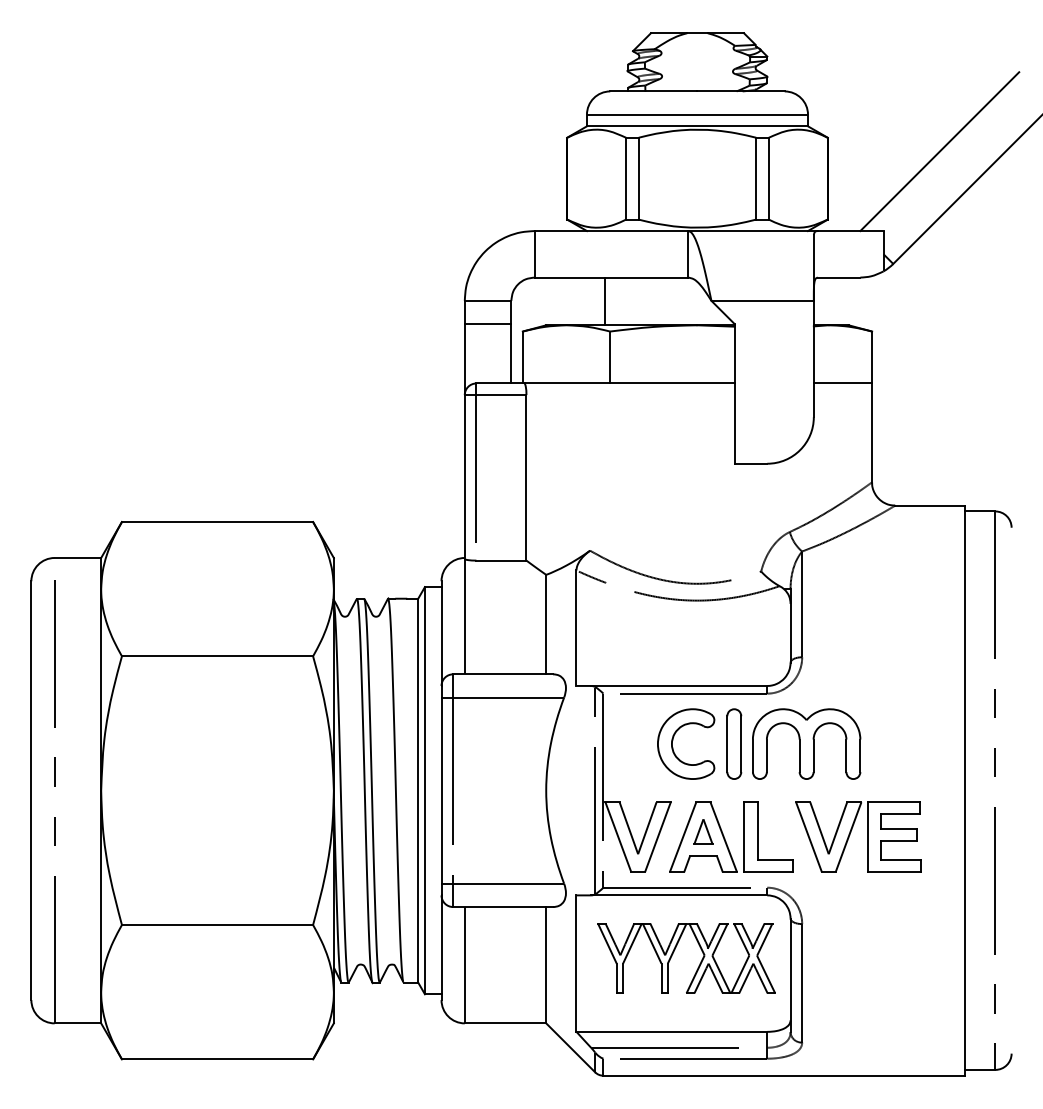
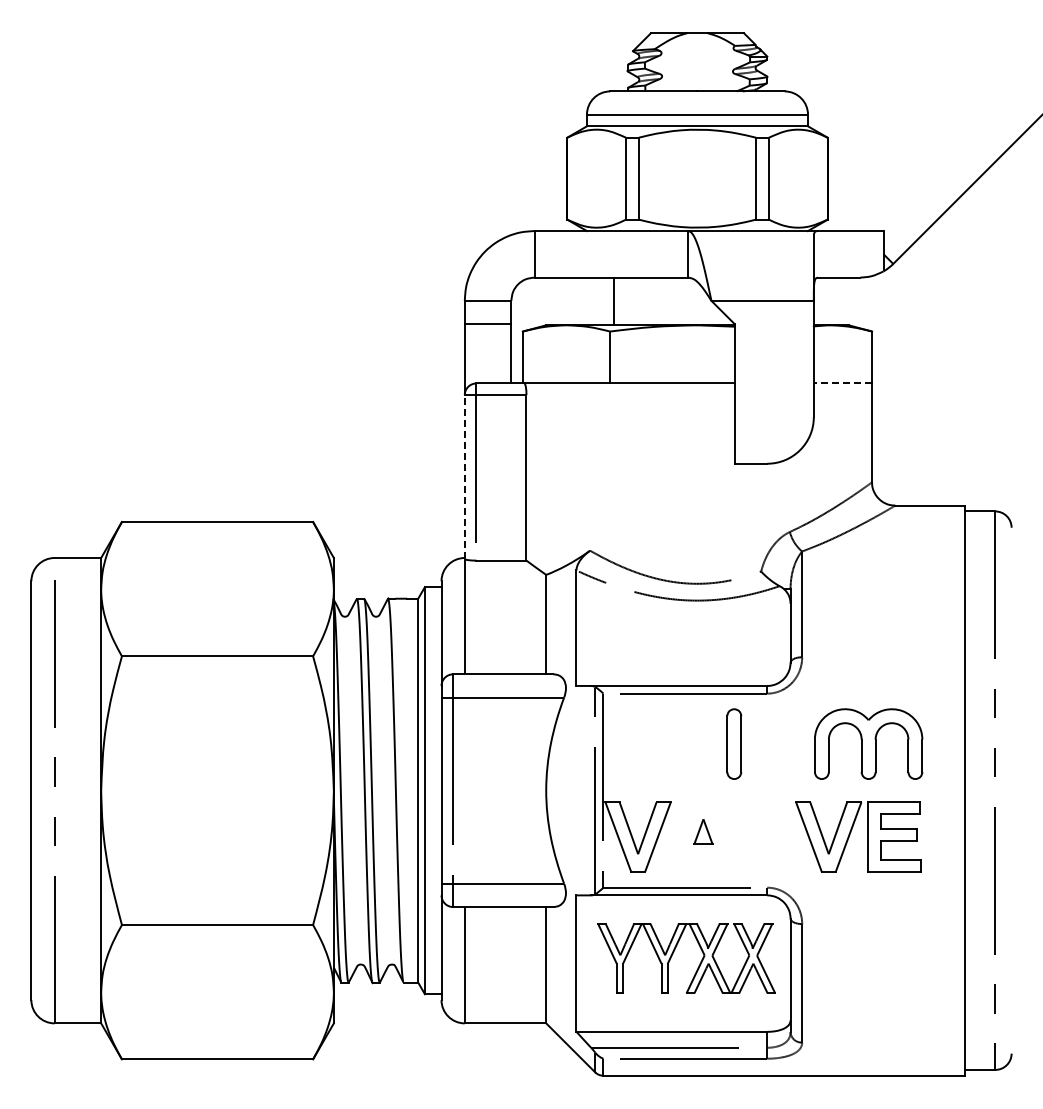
line: present -> none (939, 151)
line position: (604, 301) -> (613, 301) (613, 301)
line: solid -> dashed (842, 383)
line: solid -> dashed (464, 476)
part: present -> none (673, 740)
part position: (806, 743) -> (868, 743) (868, 743)
part: present -> none (725, 838)
